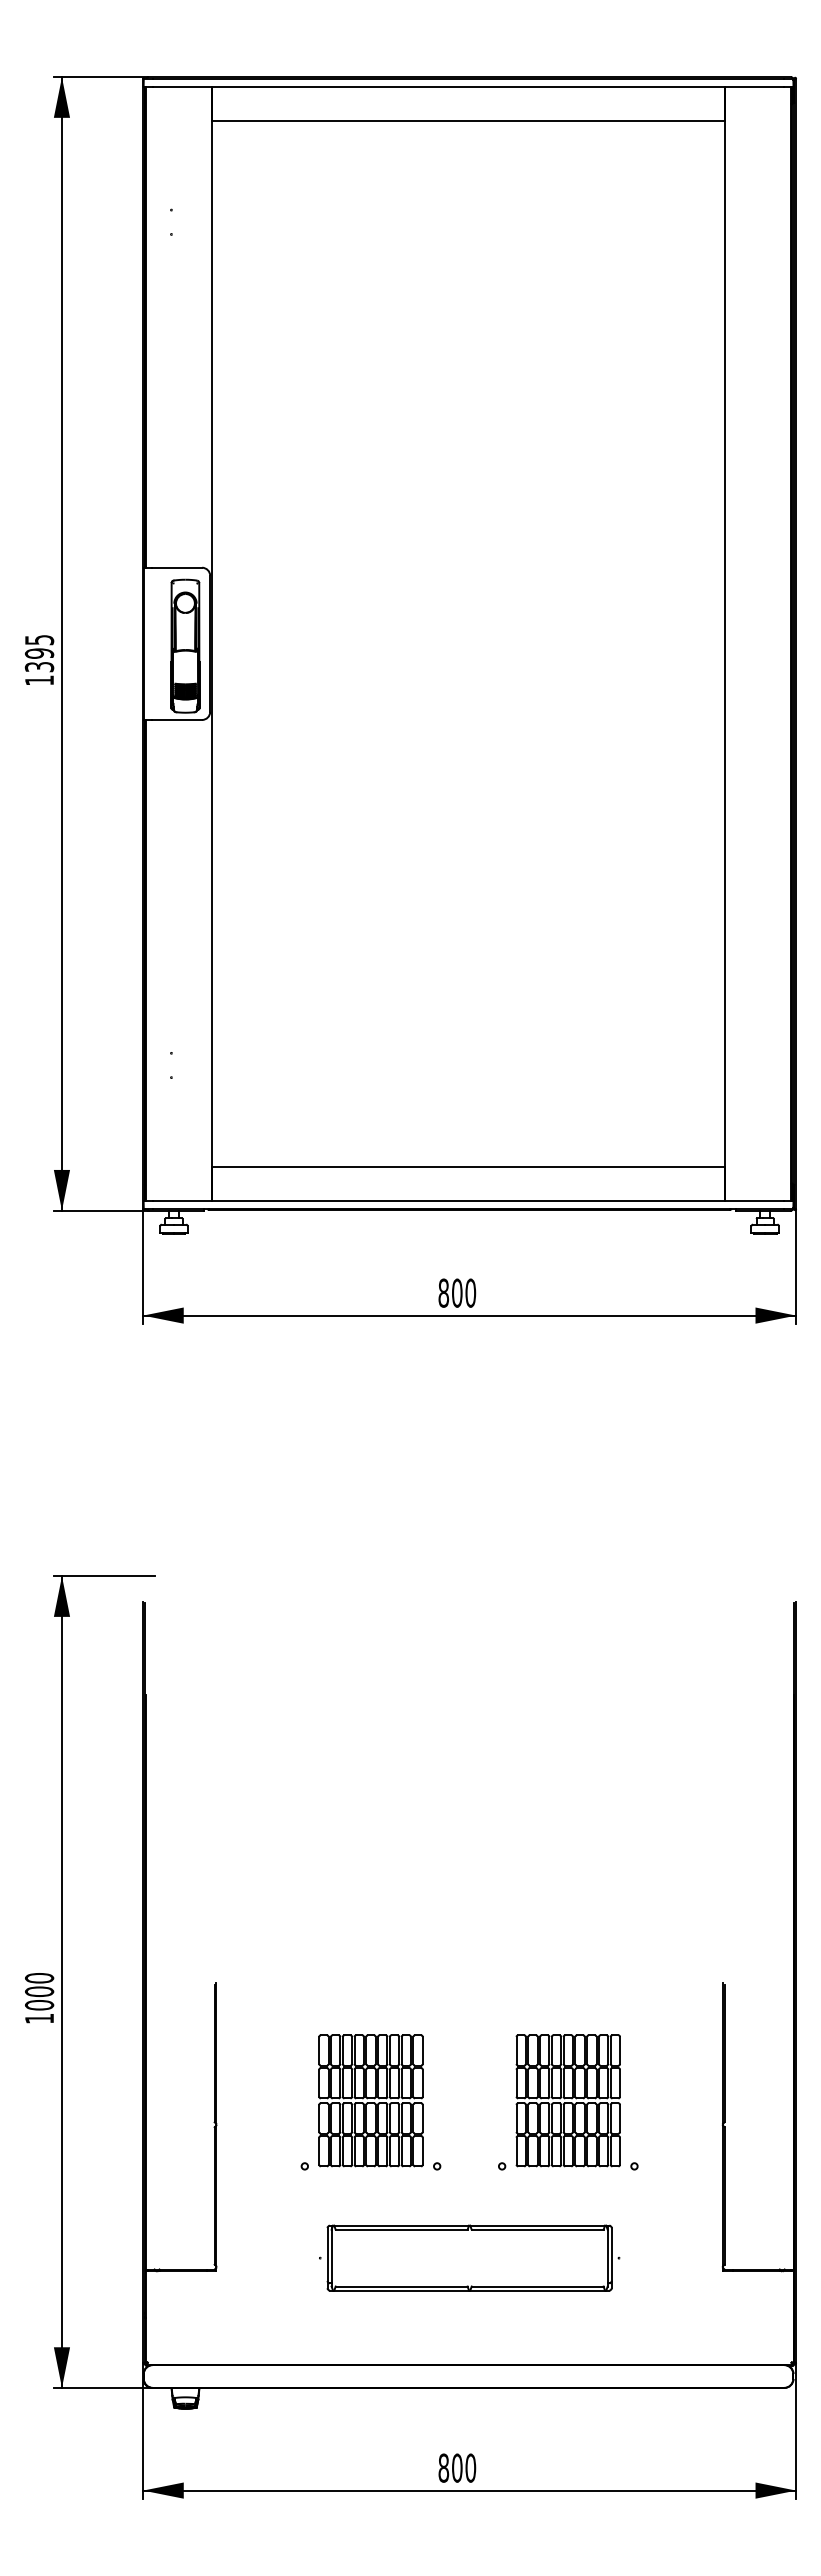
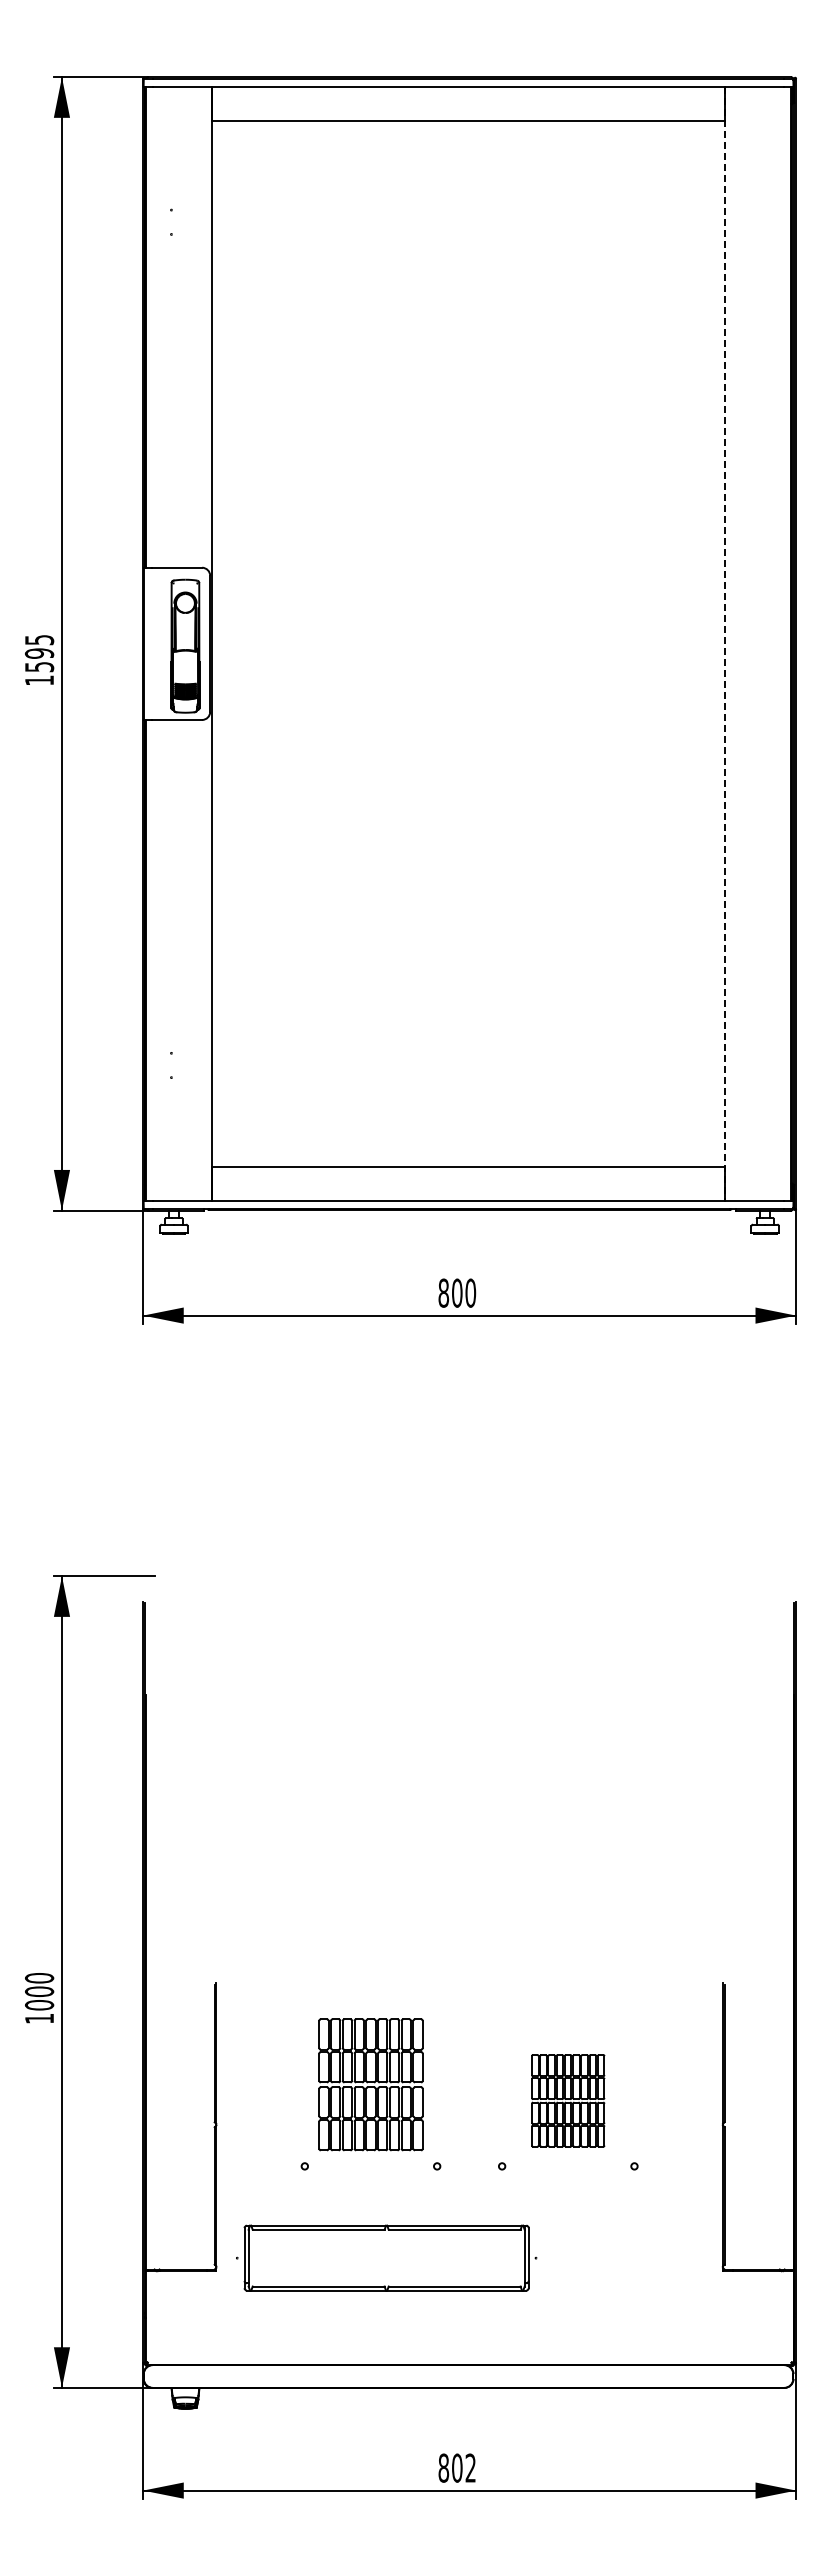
line: solid -> dashed (724, 644)
text: 1395 -> 1595 (38, 666)
part position: (370, 2100) -> (370, 2084) (370, 2084)
part size: 106x134 px -> 75x94 px (568, 2100)
part position: (469, 2257) -> (386, 2257) (386, 2257)
text: 800 -> 802 (470, 2467)
